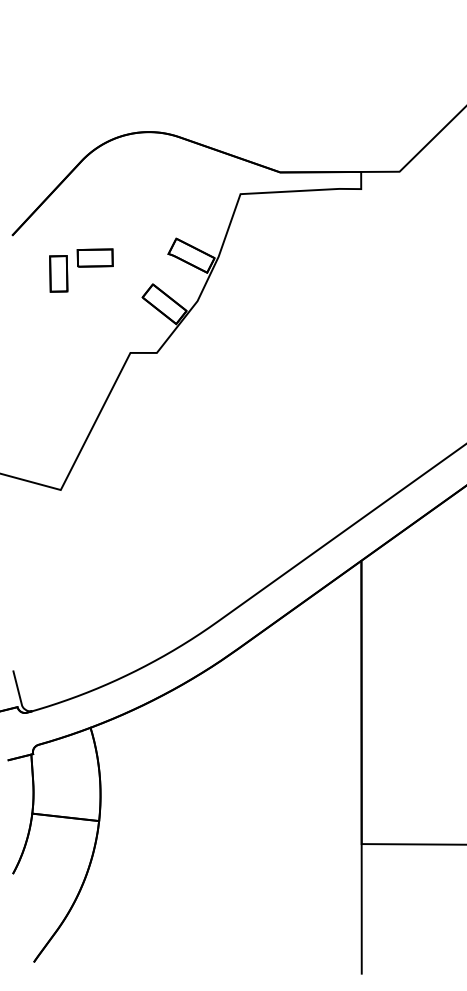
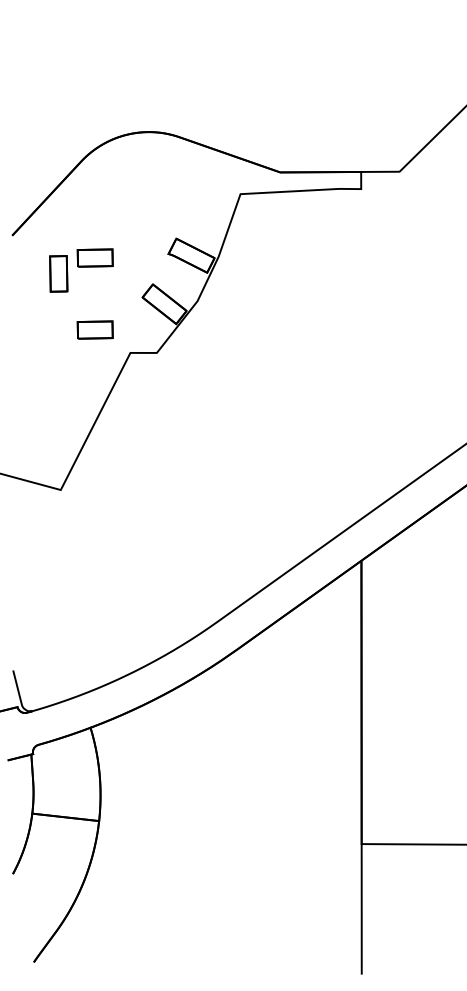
part: none -> present (94, 329)
